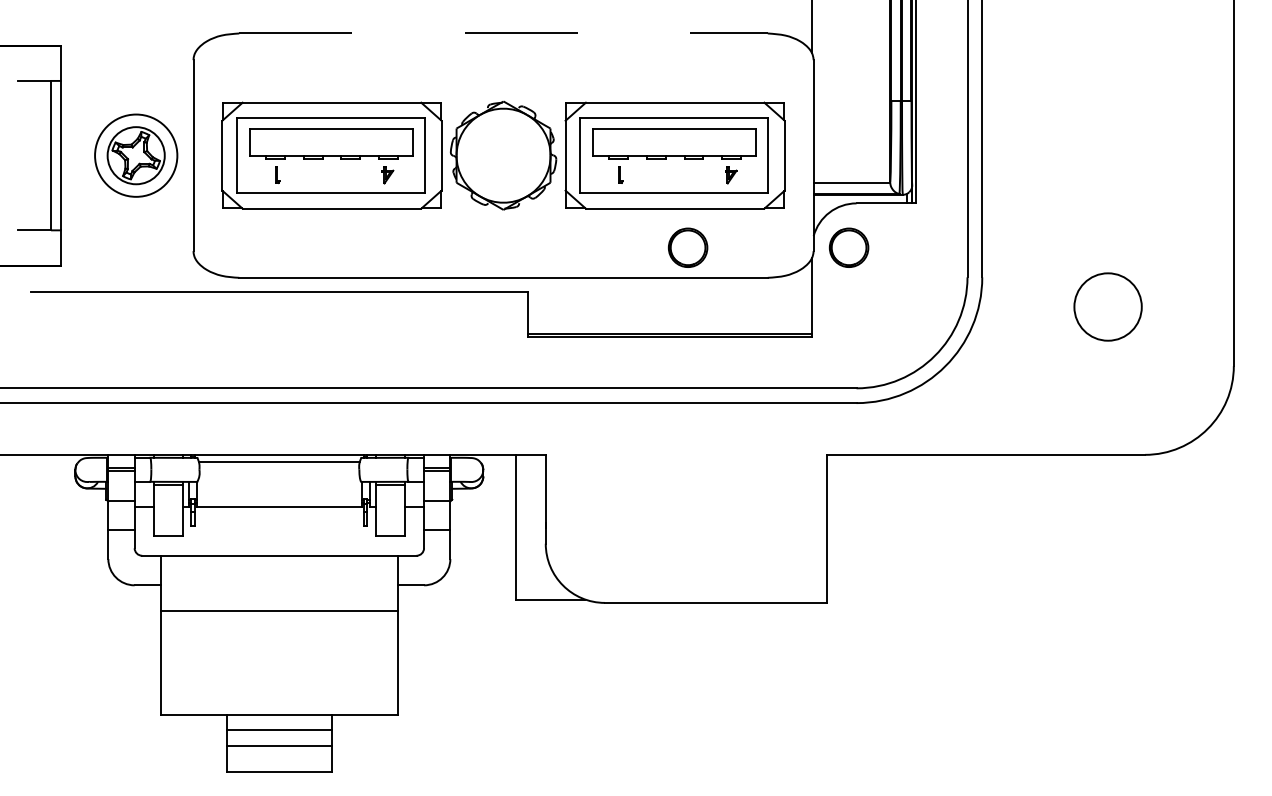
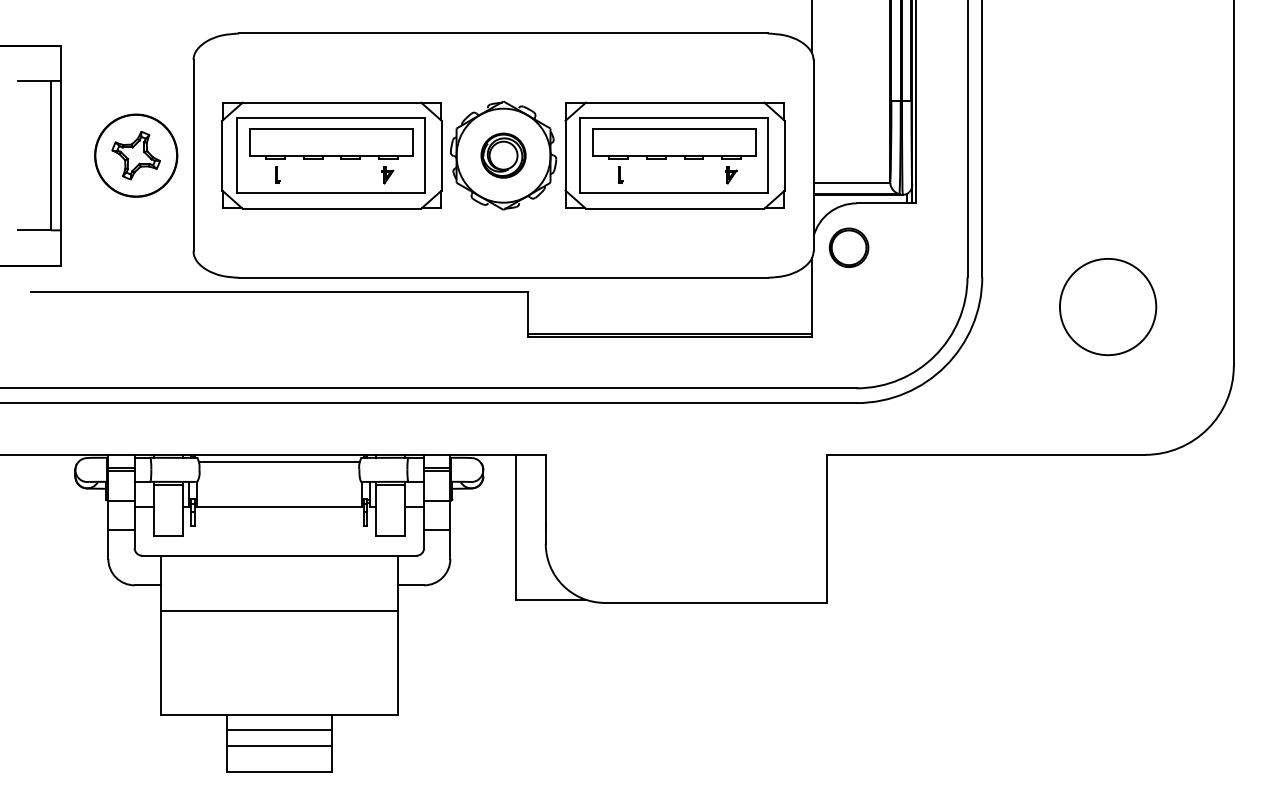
line: dashed -> solid (504, 33)
circle diameter: 57 px -> 82 px (136, 155)
part: none -> present (503, 155)
part: present -> none (687, 247)
circle diameter: 67 px -> 96 px (1107, 306)
